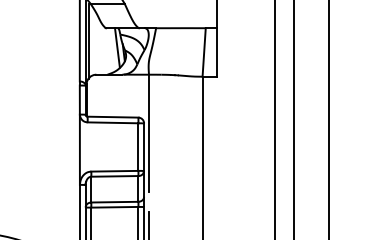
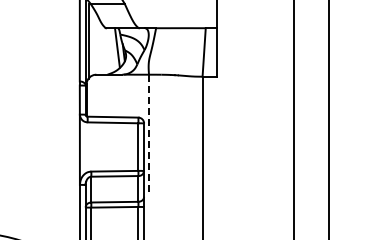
line: present -> none (274, 119)
line: solid -> dashed (149, 133)
line: present -> none (149, 223)
